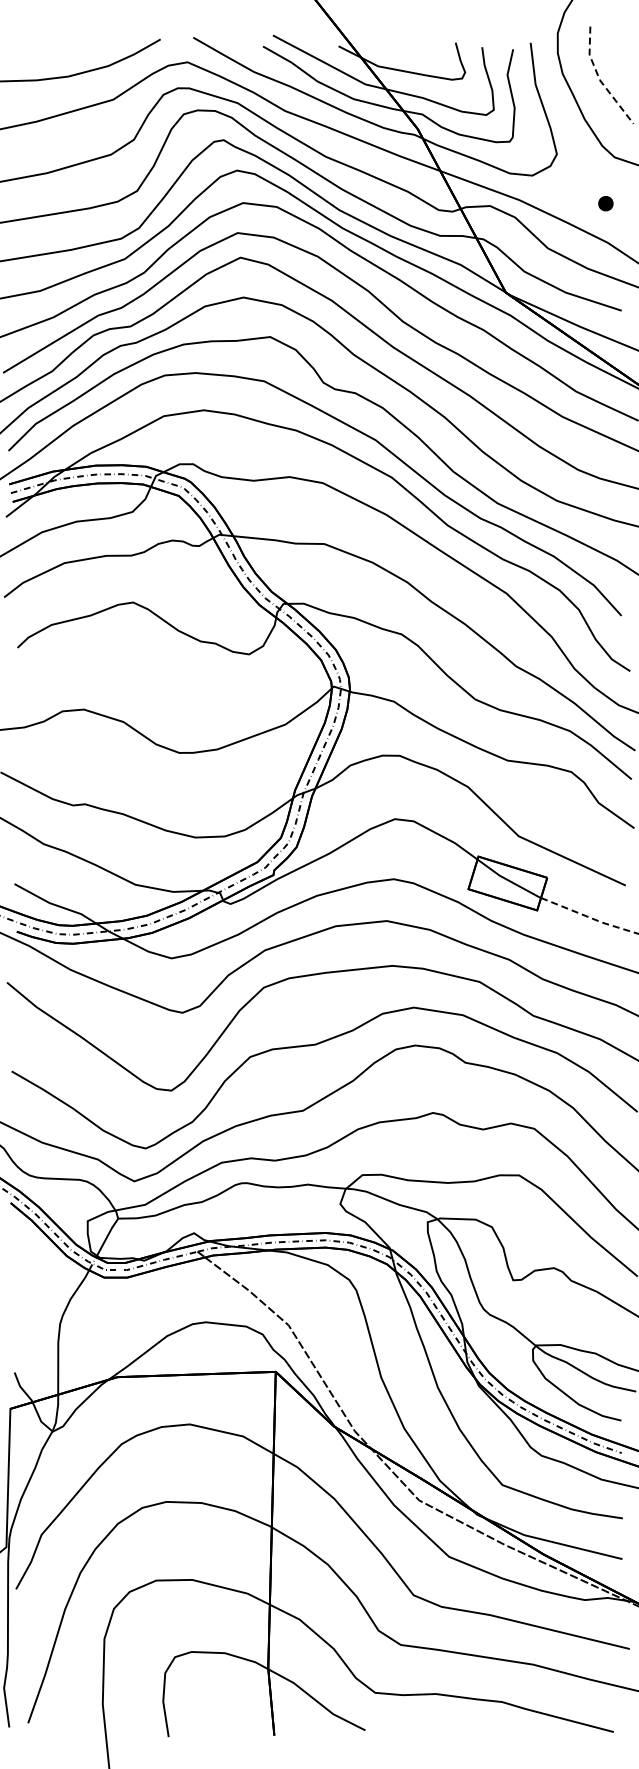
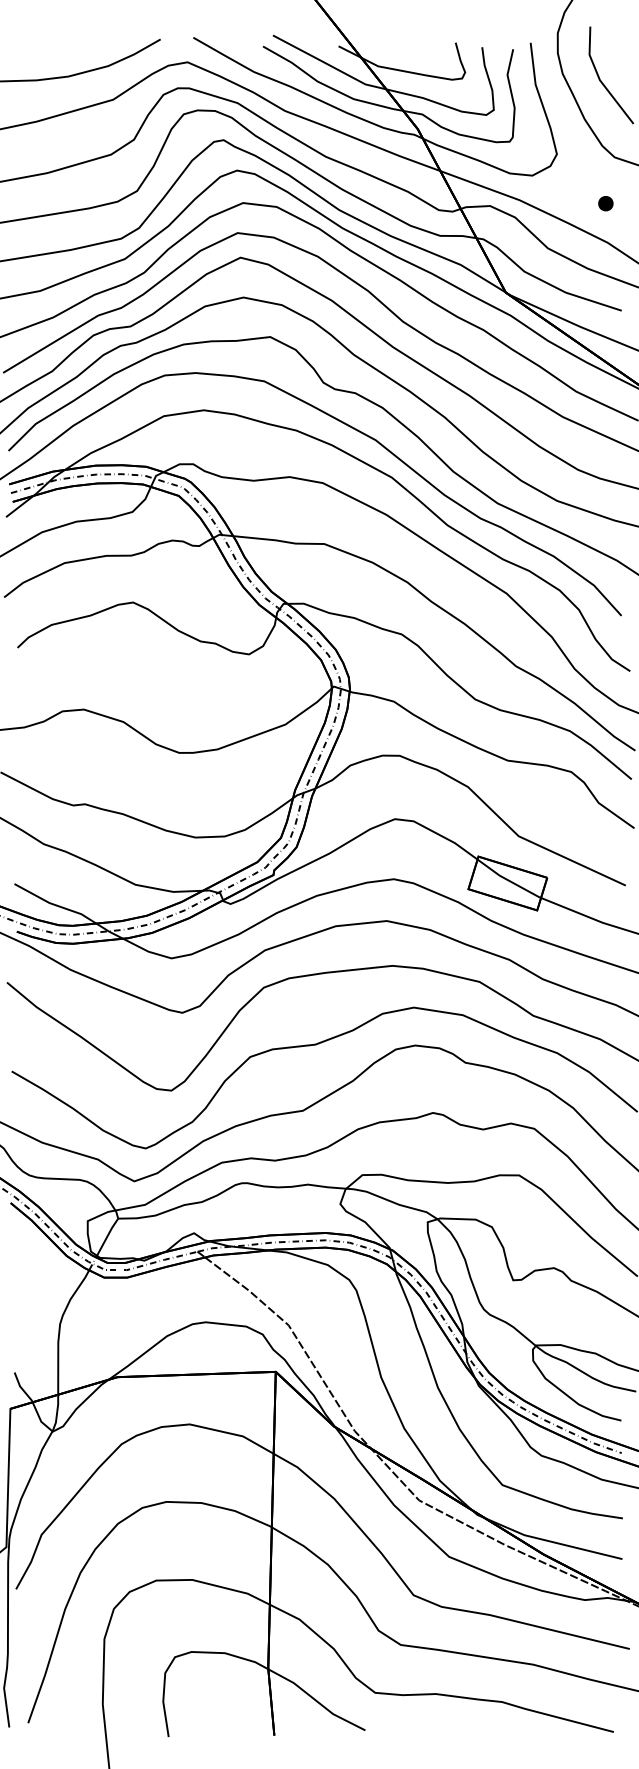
line: dashed -> solid (599, 80)
line: dashed -> solid (589, 917)
